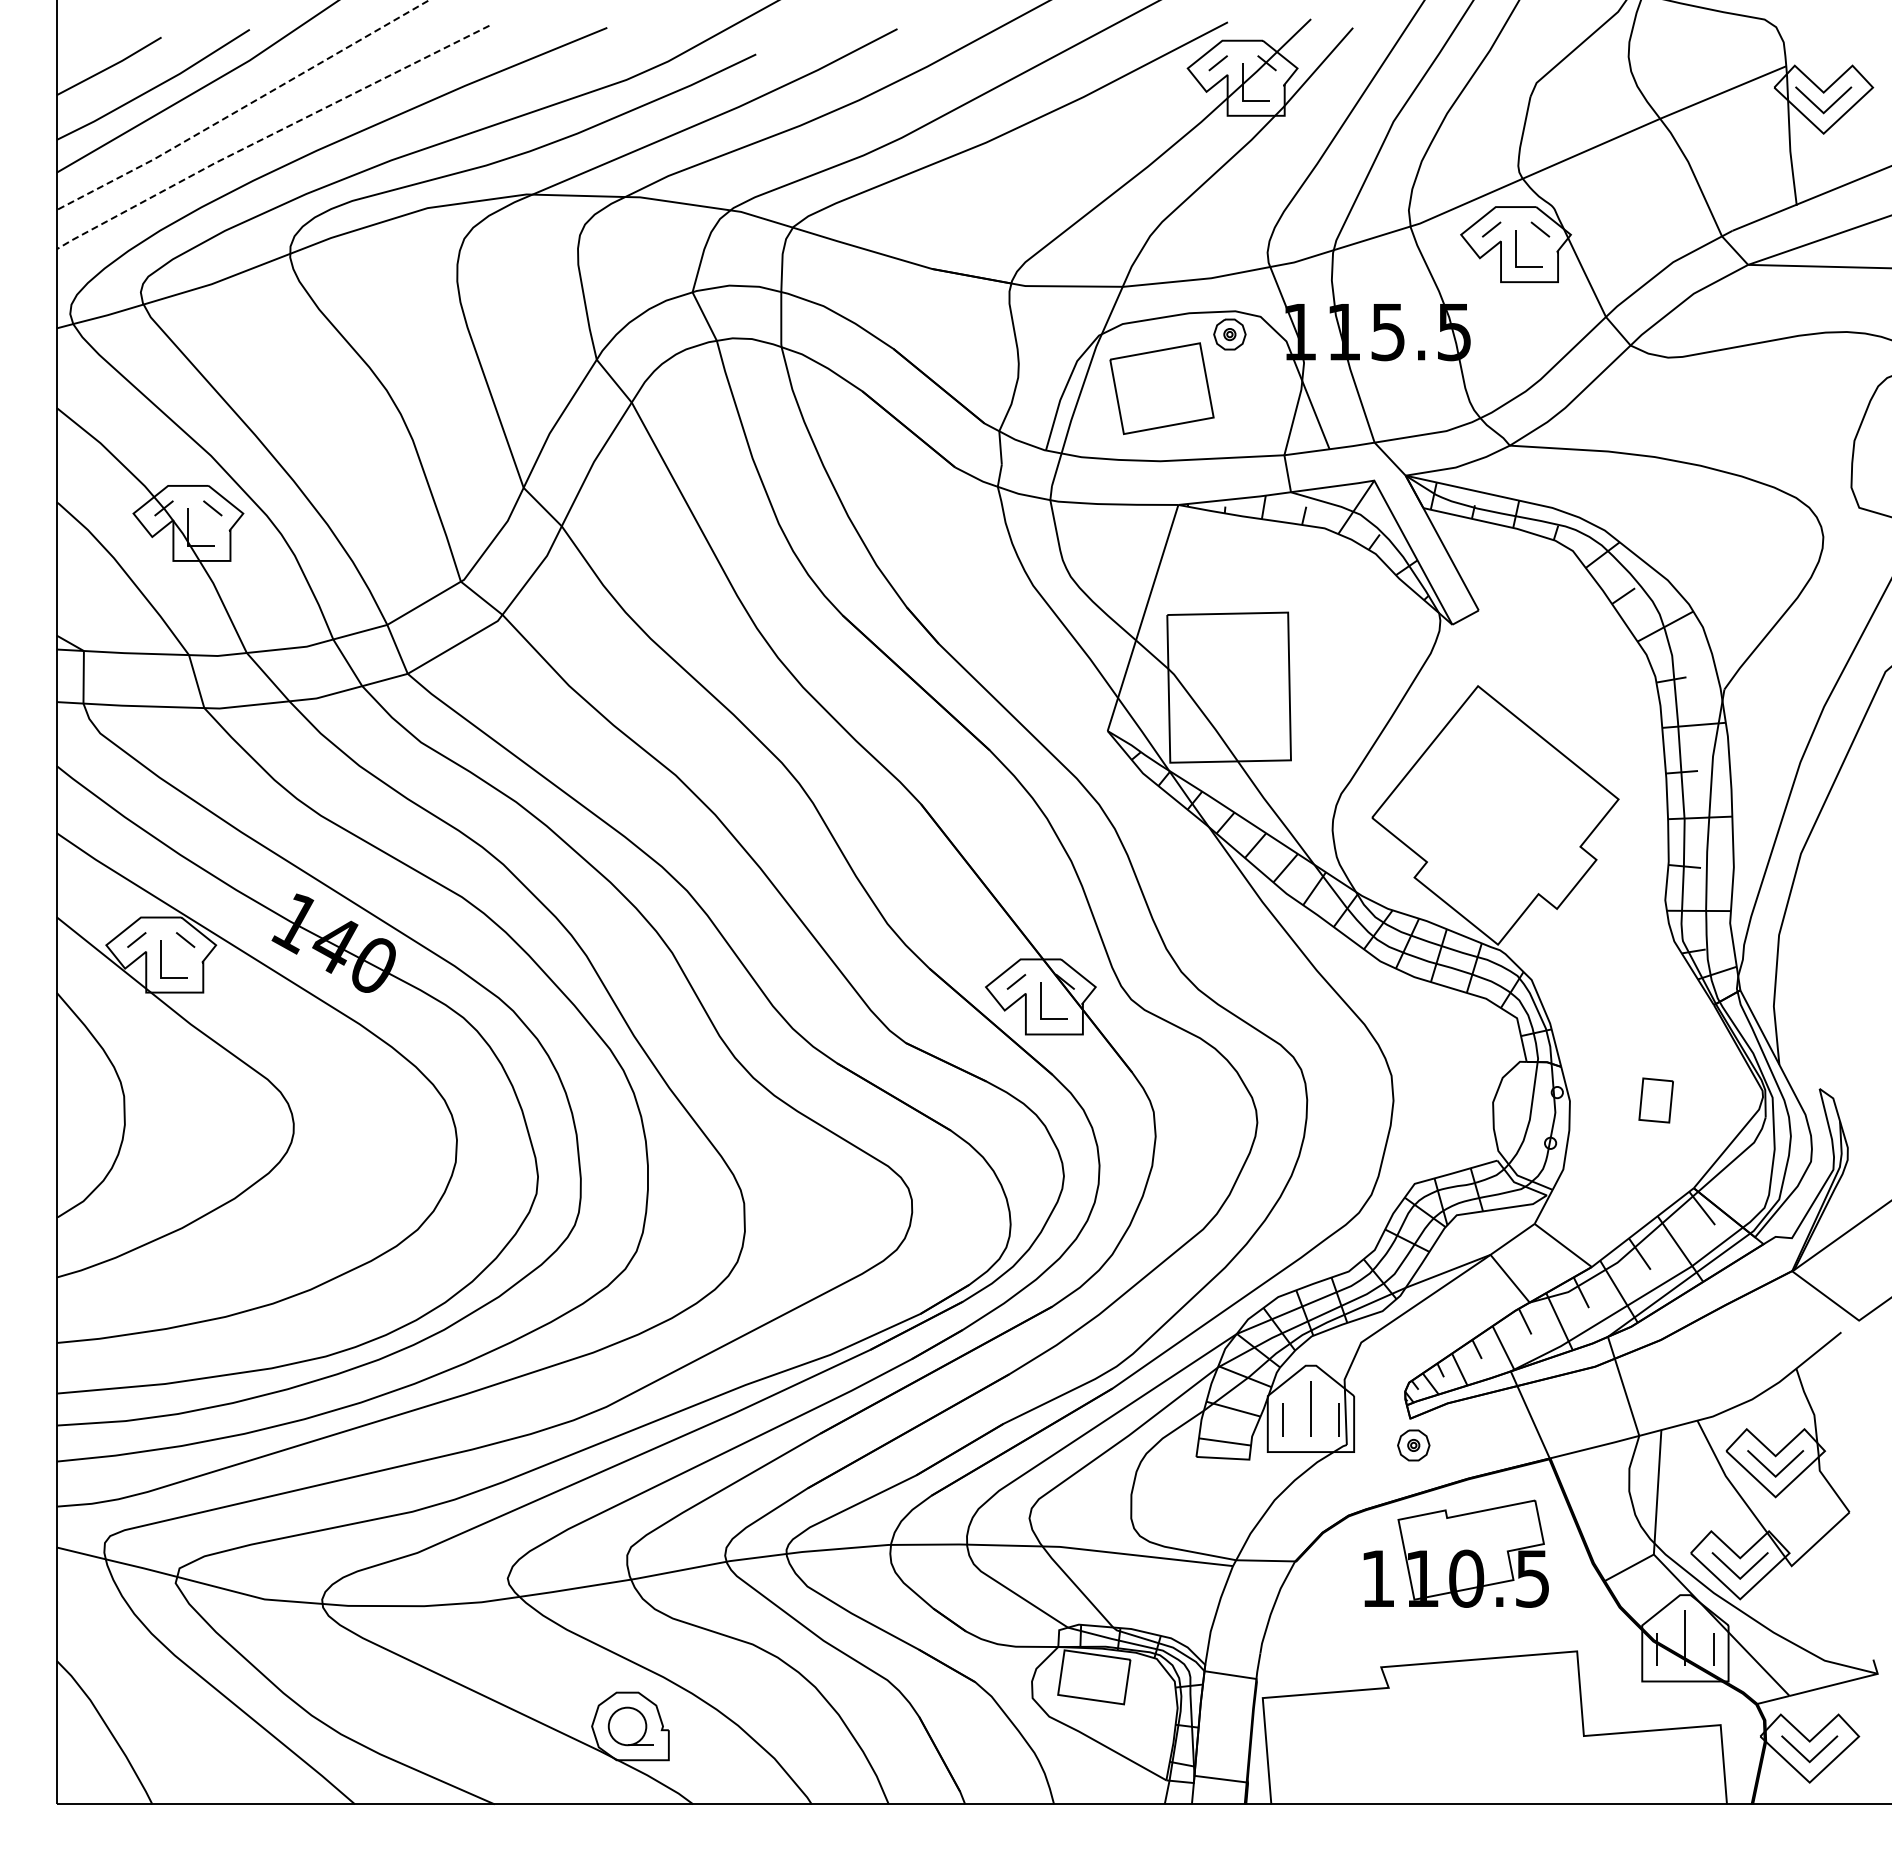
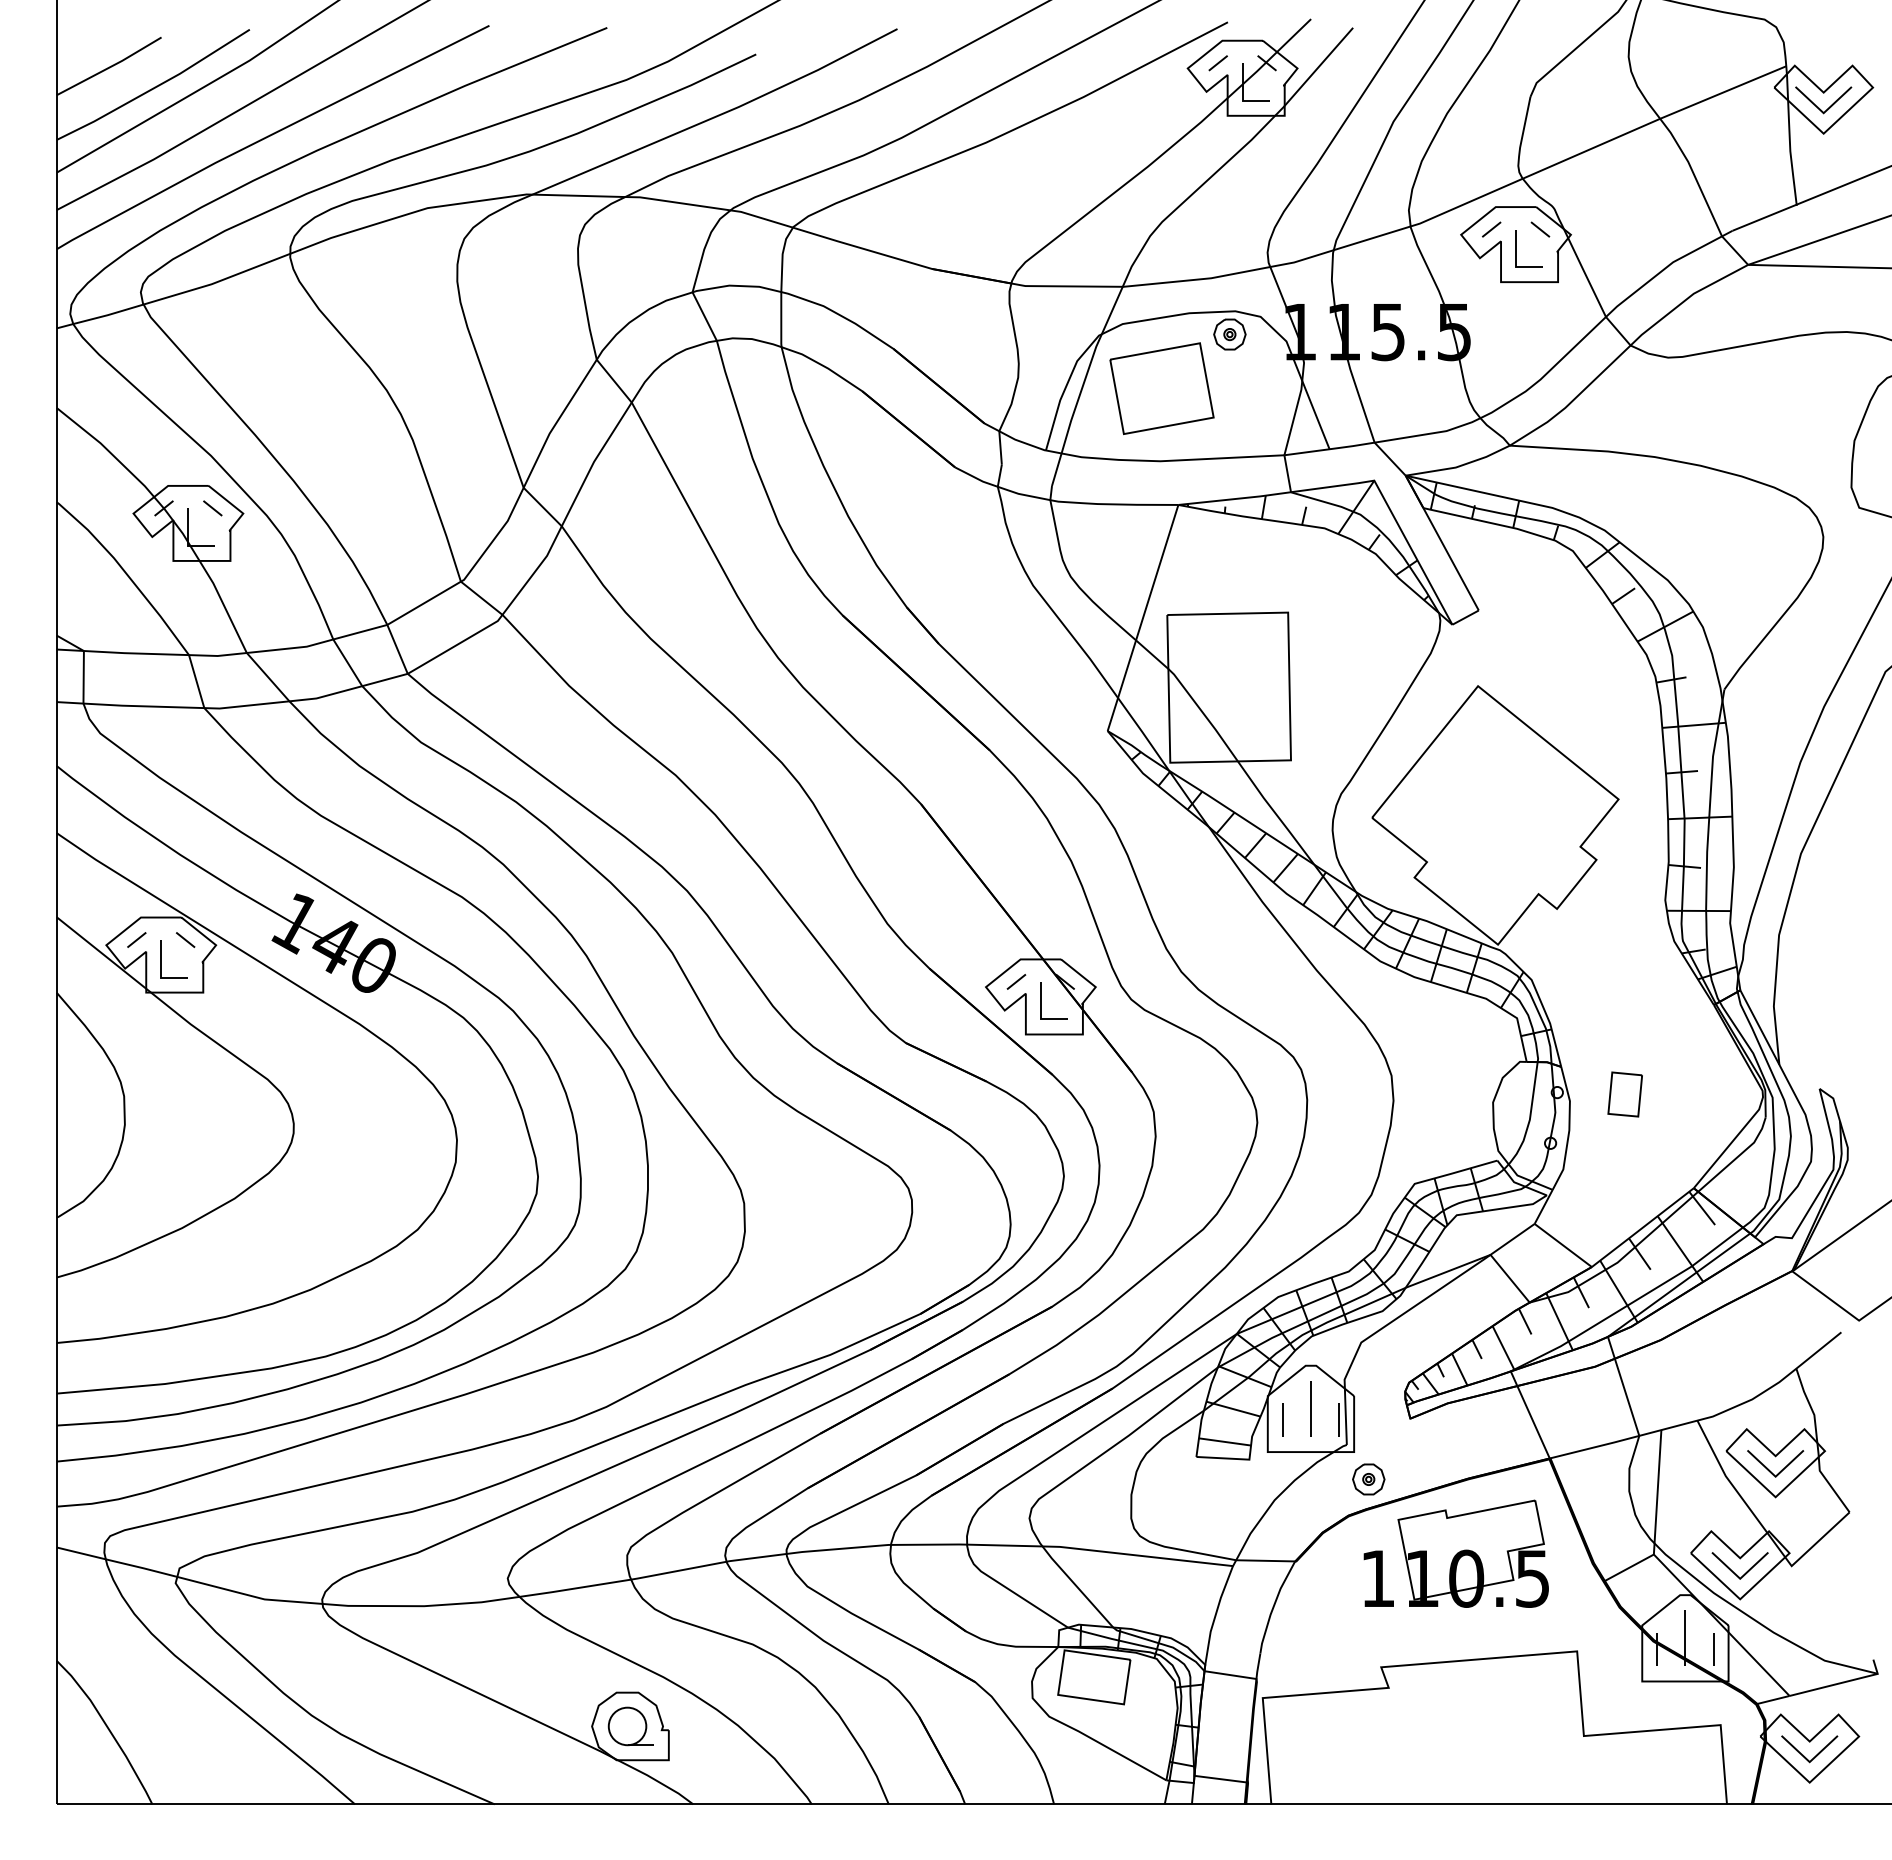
line: dashed -> solid (243, 107)
line: dashed -> solid (270, 135)
part position: (1655, 1100) -> (1624, 1094) (1624, 1094)
part position: (1413, 1445) -> (1368, 1479) (1368, 1479)
